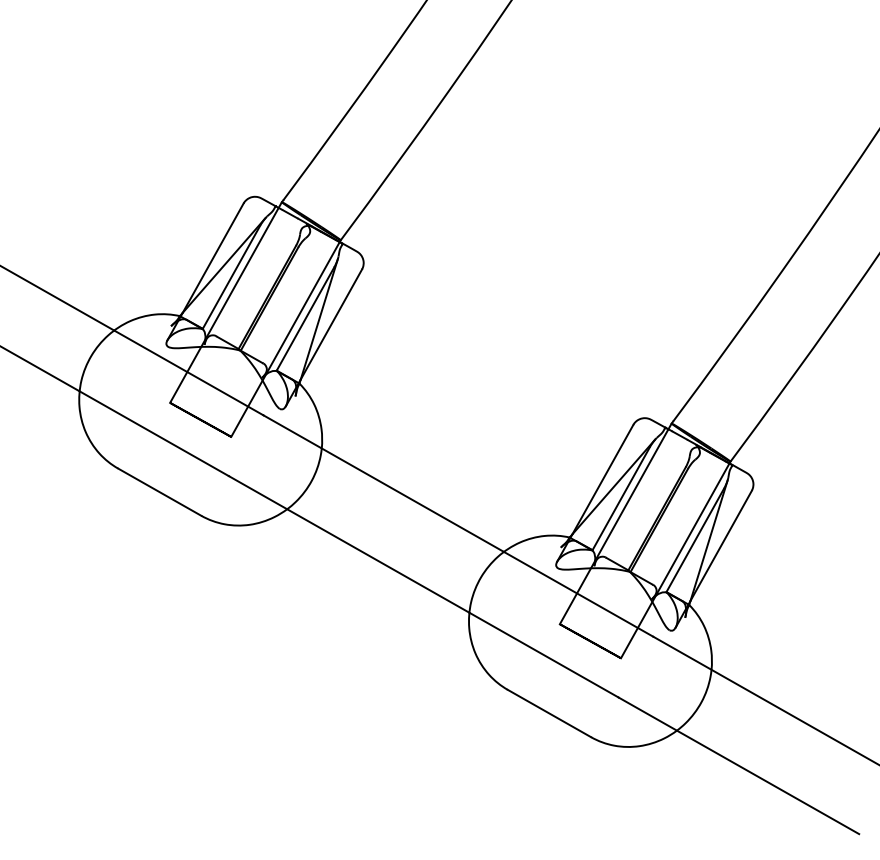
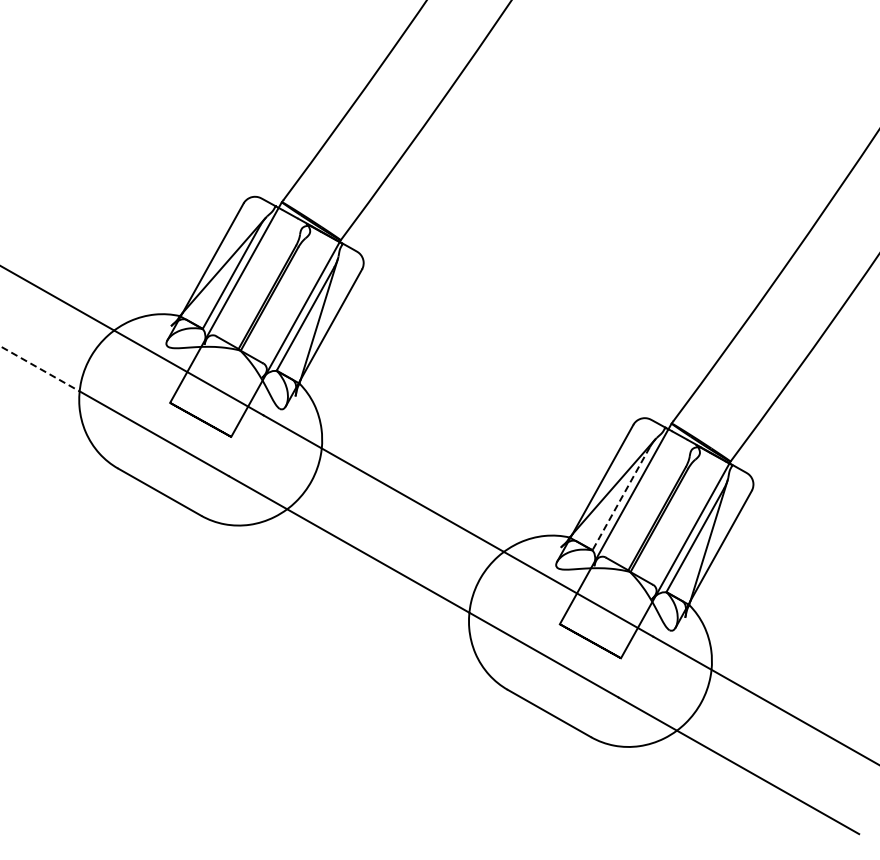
line: solid -> dashed (40, 369)
line: solid -> dashed (620, 499)
